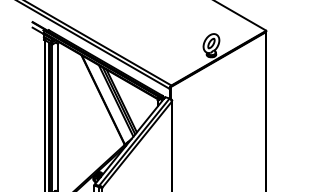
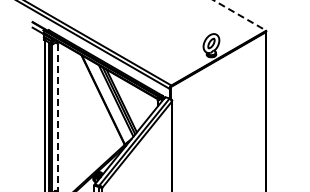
line: solid -> dashed (240, 15)
line: solid -> dashed (58, 117)
